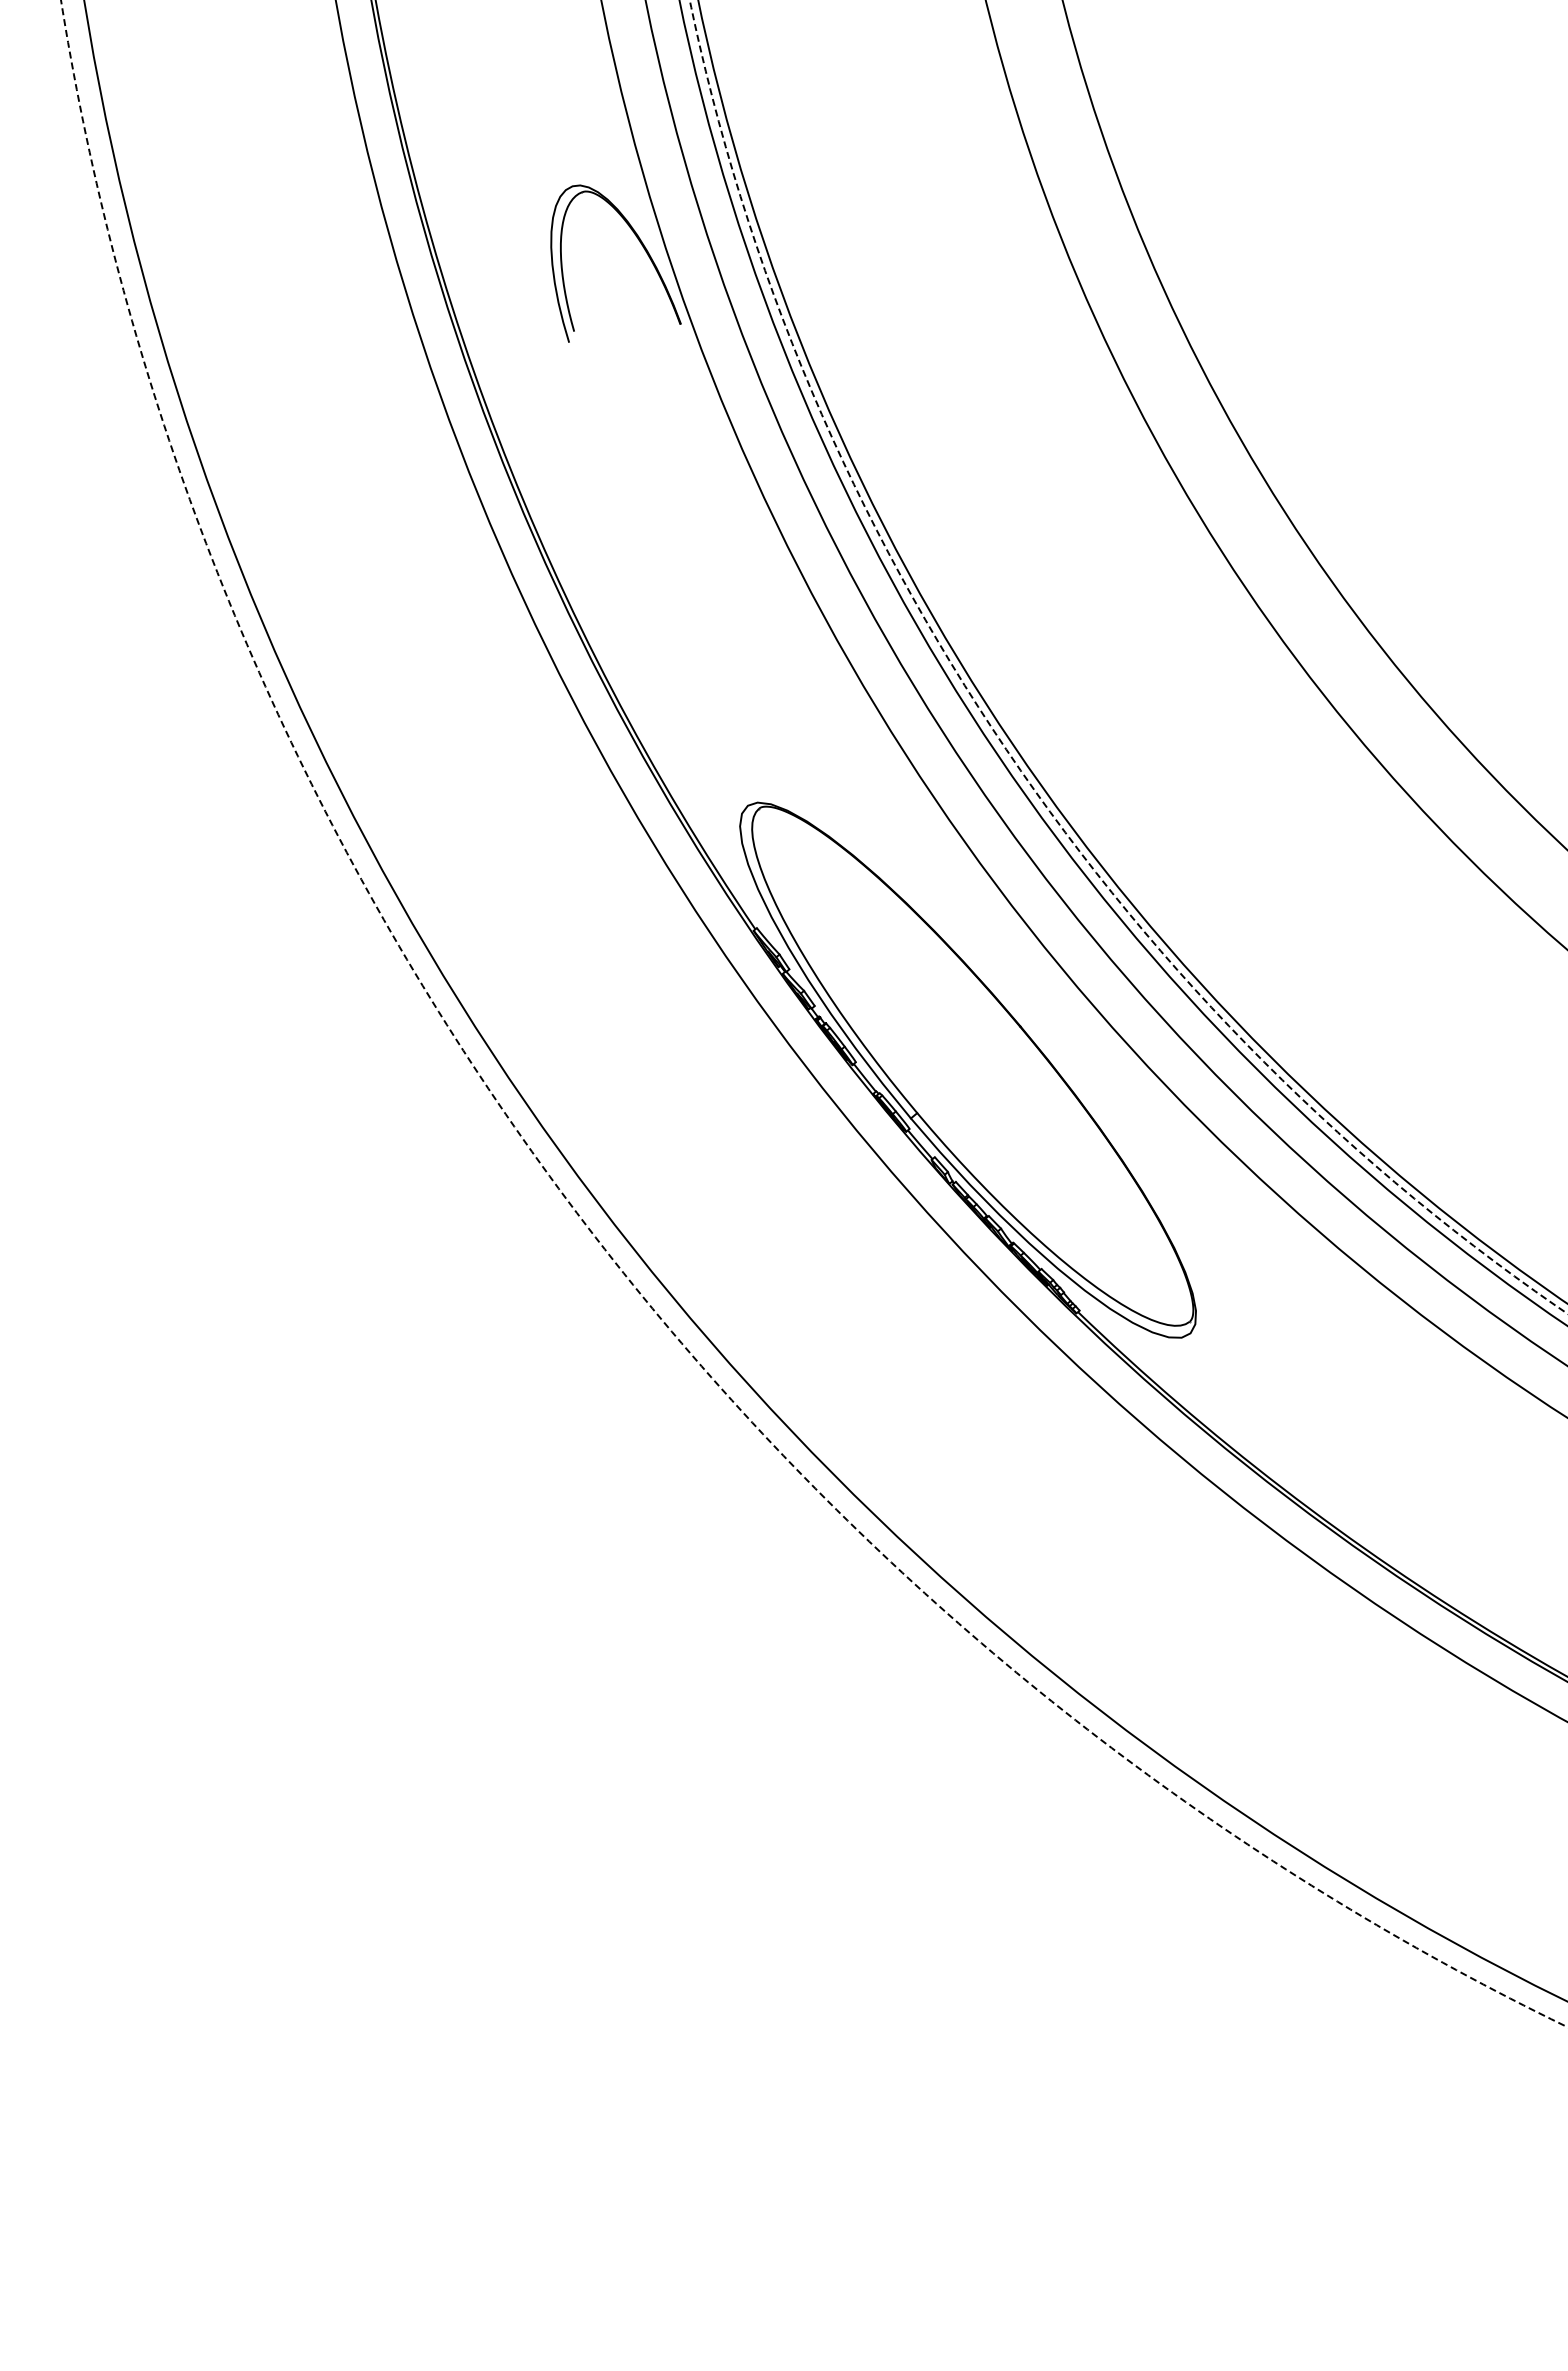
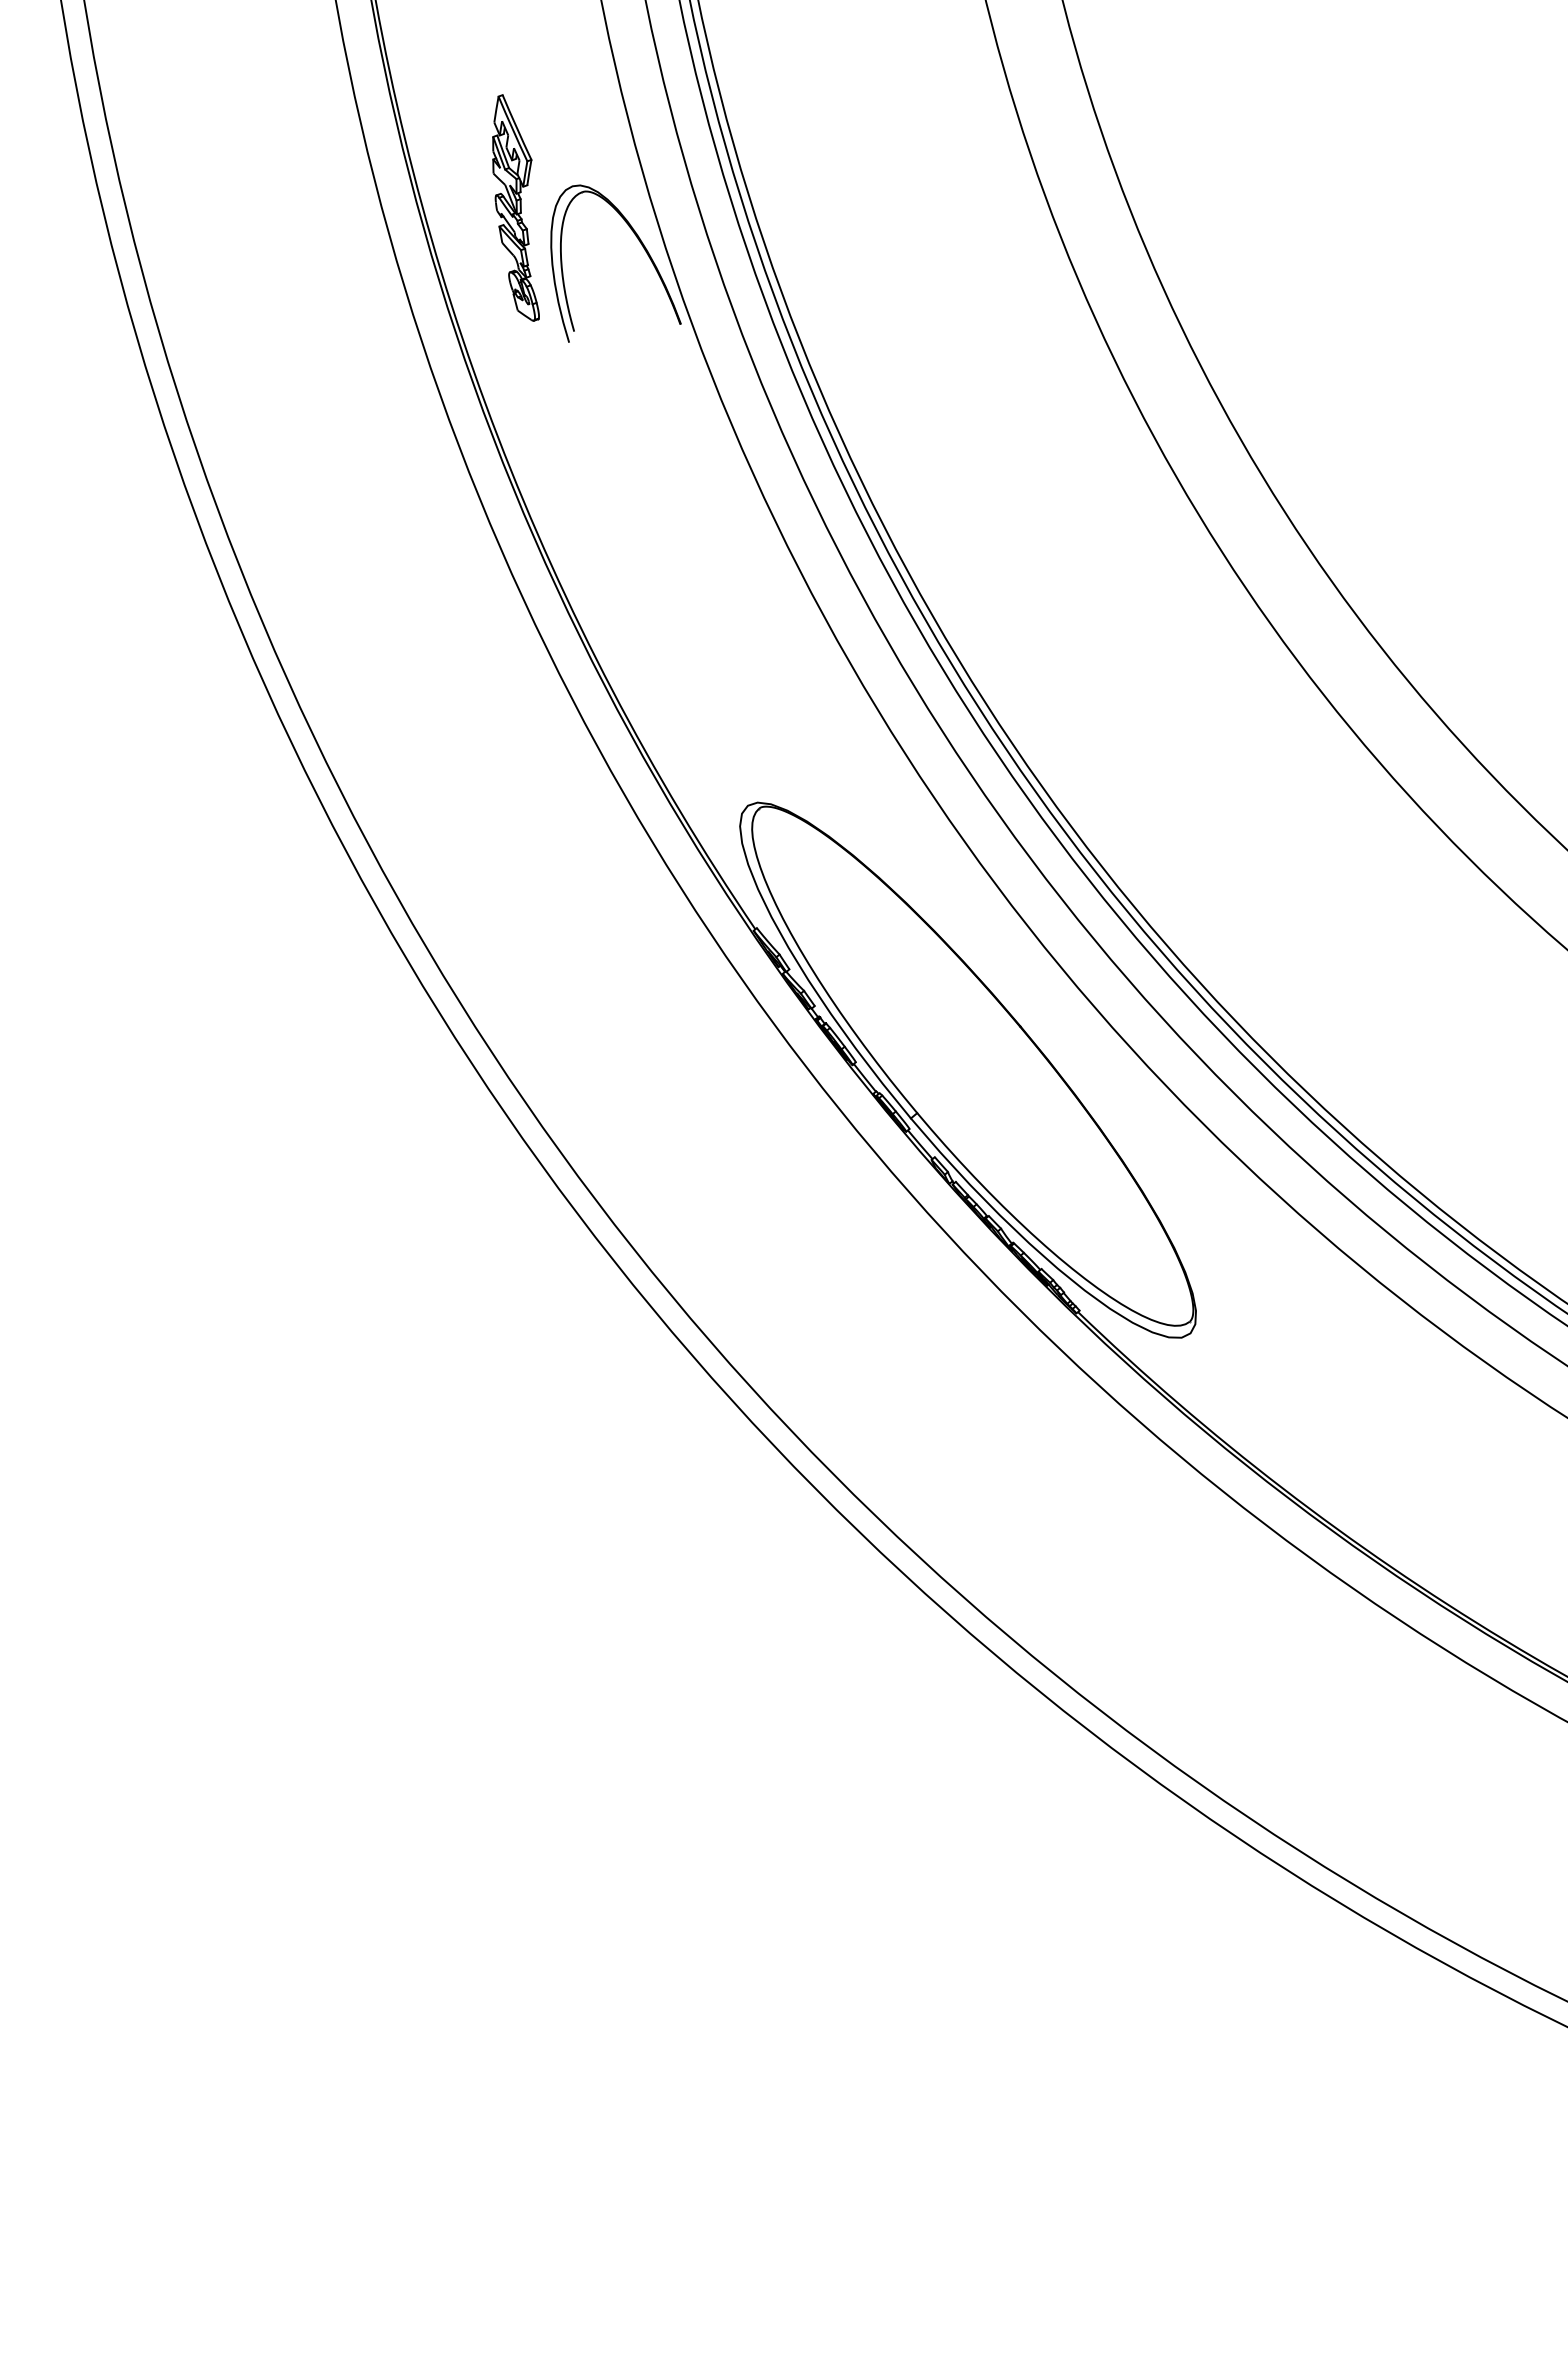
part: none -> present (515, 207)
circle: dashed -> solid (1128, 656)
arc: dashed -> solid (564, 1196)
